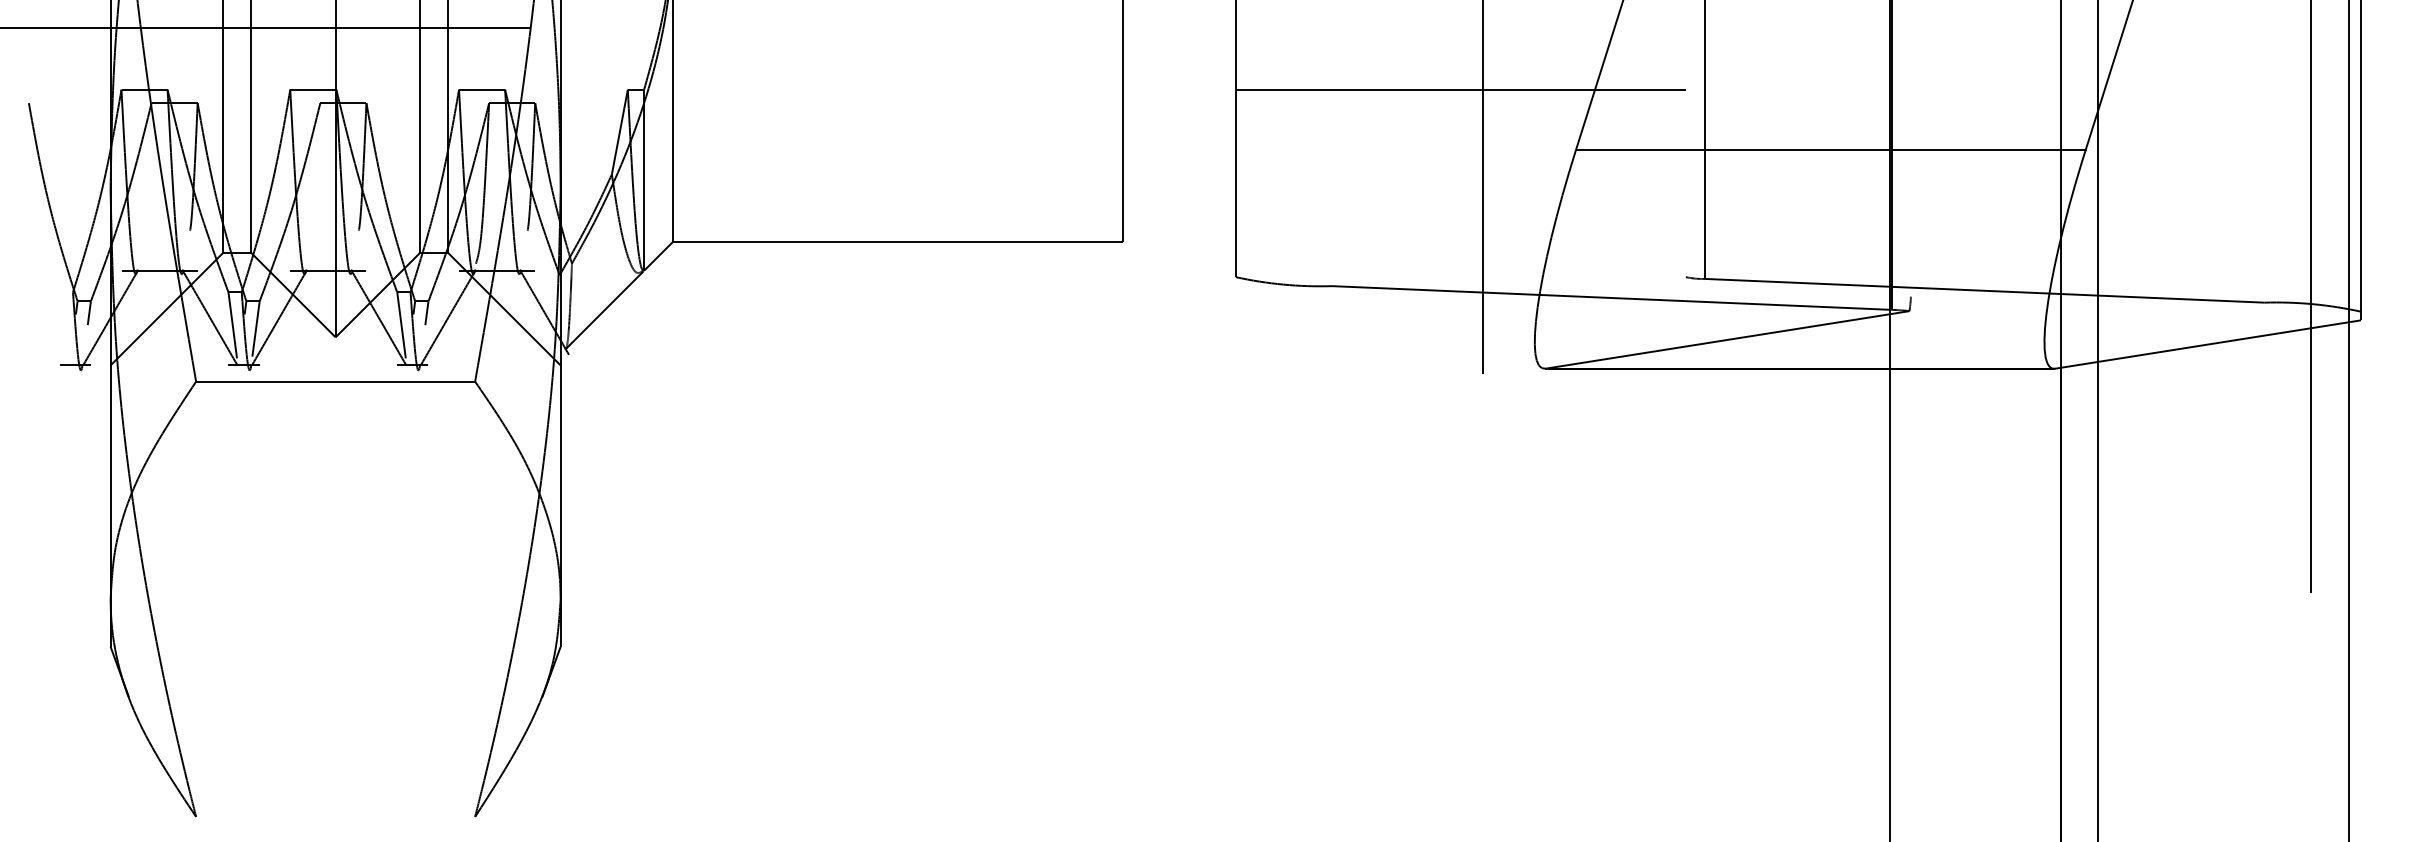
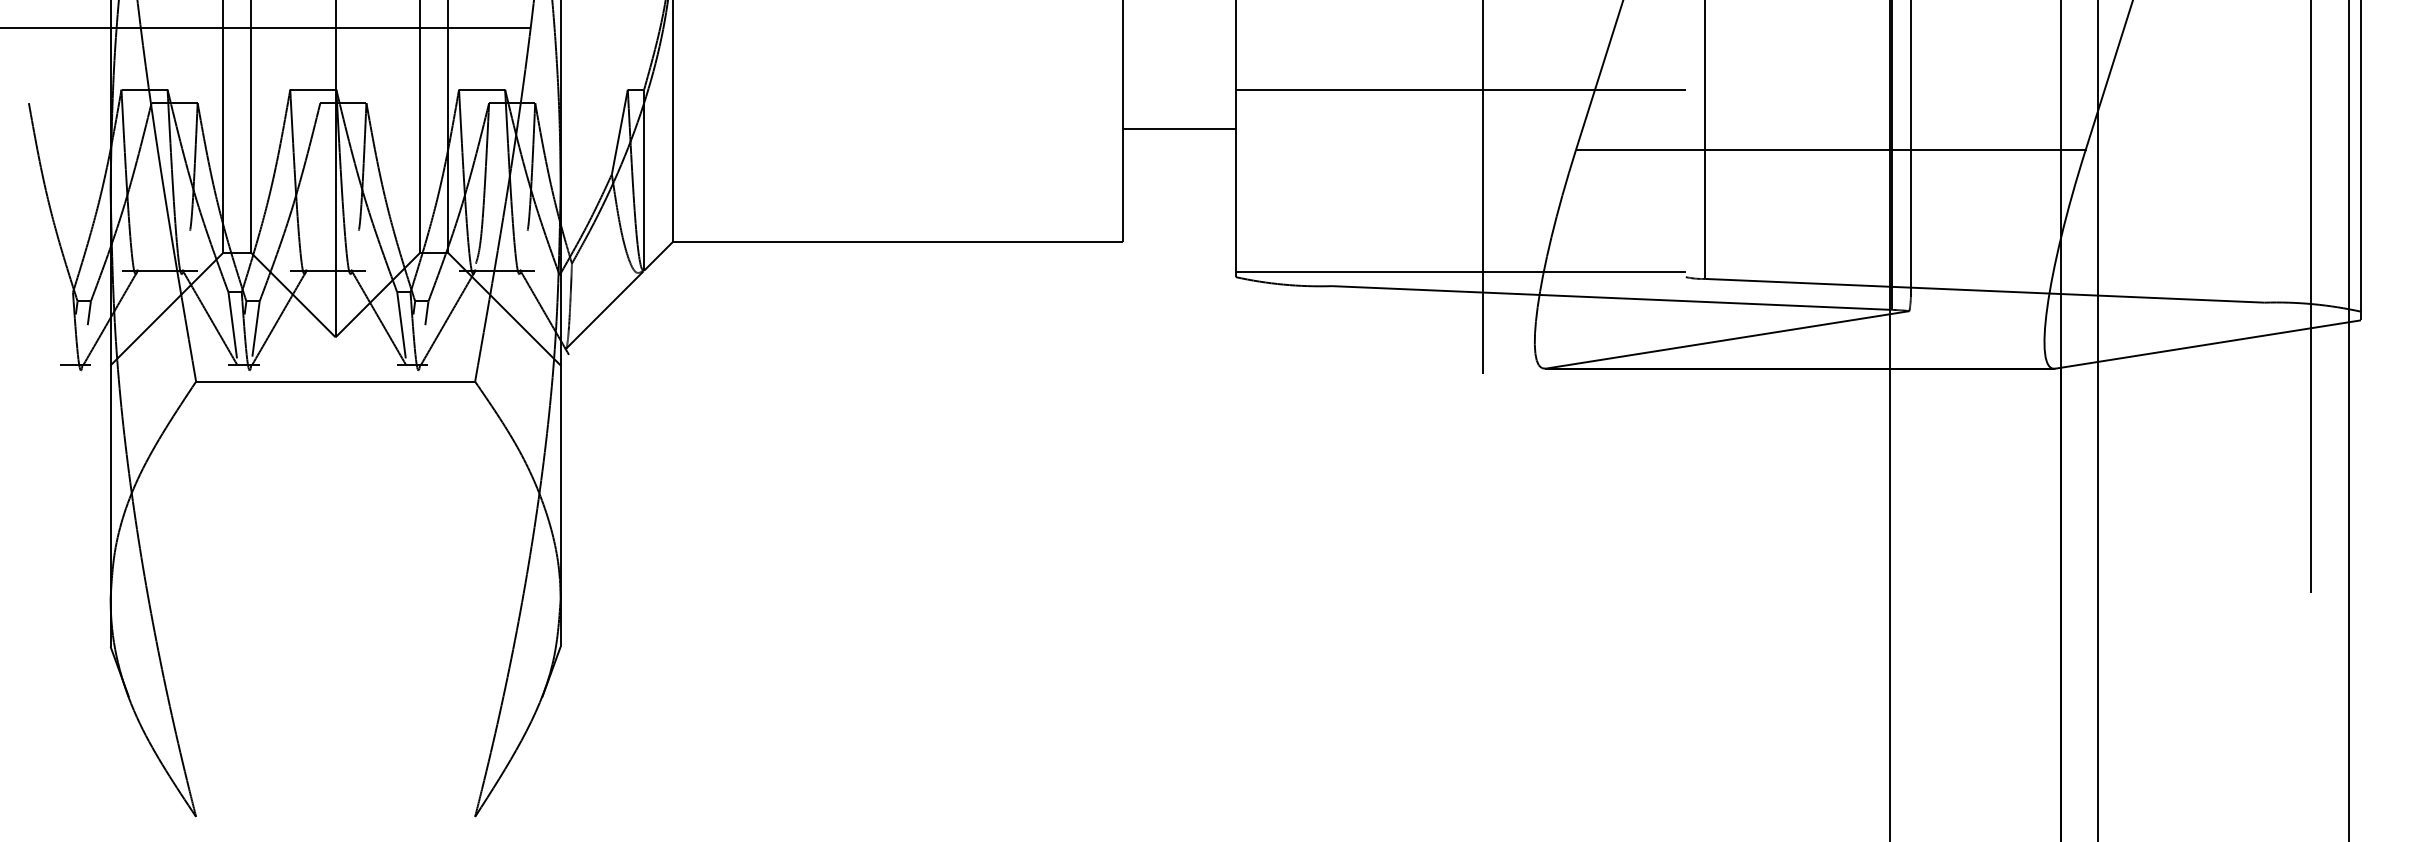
line: none -> present (1179, 129)
line: none -> present (1910, 149)
line: none -> present (1460, 272)
